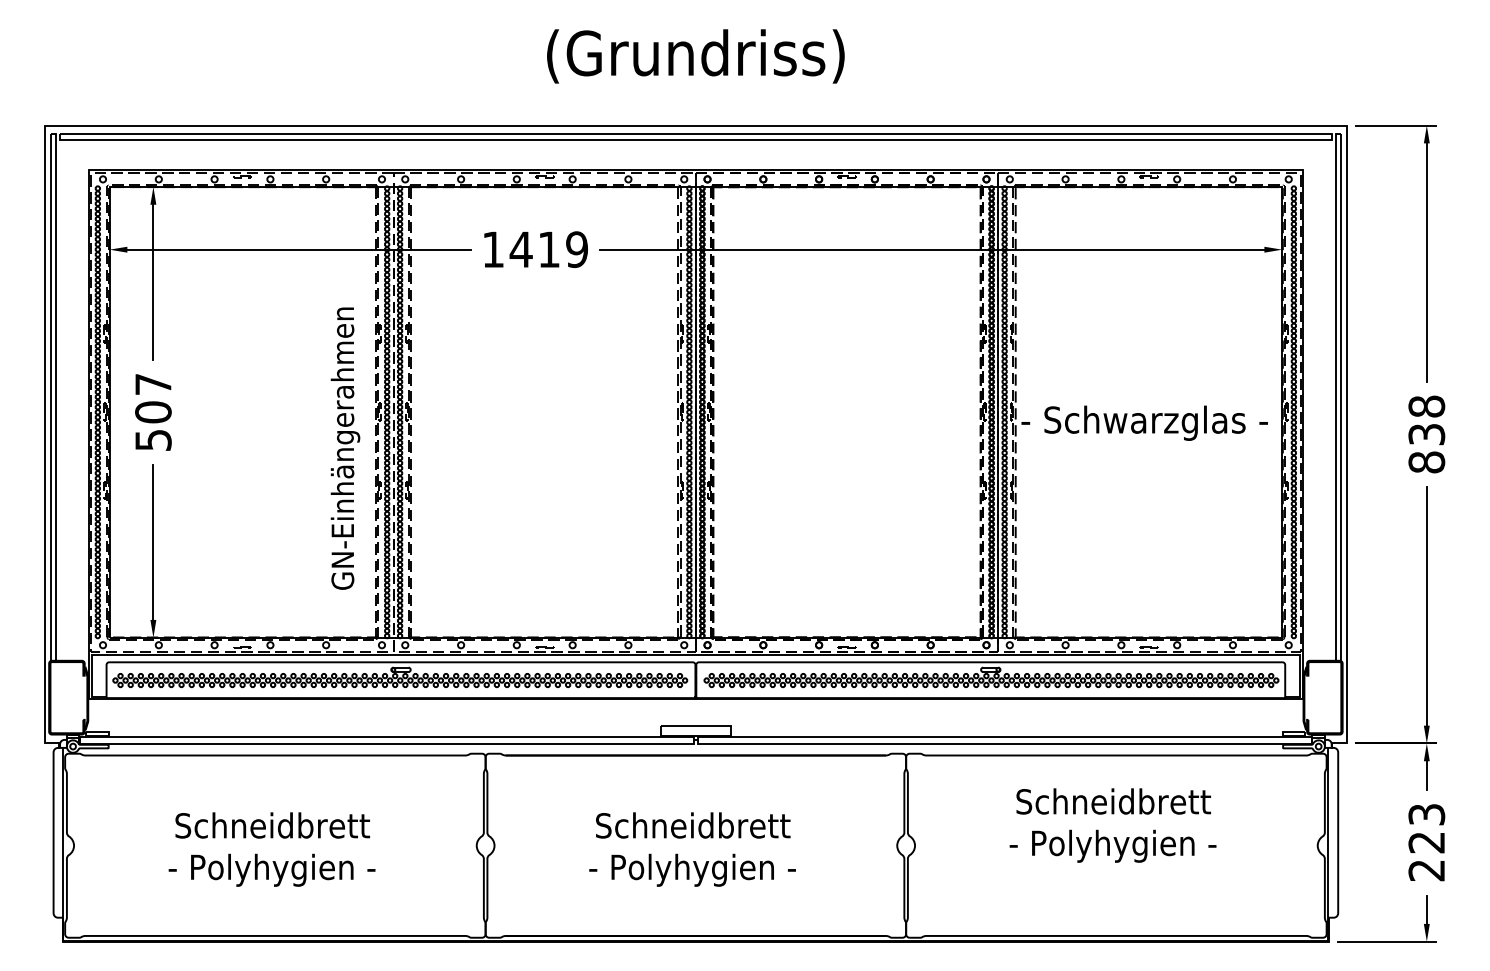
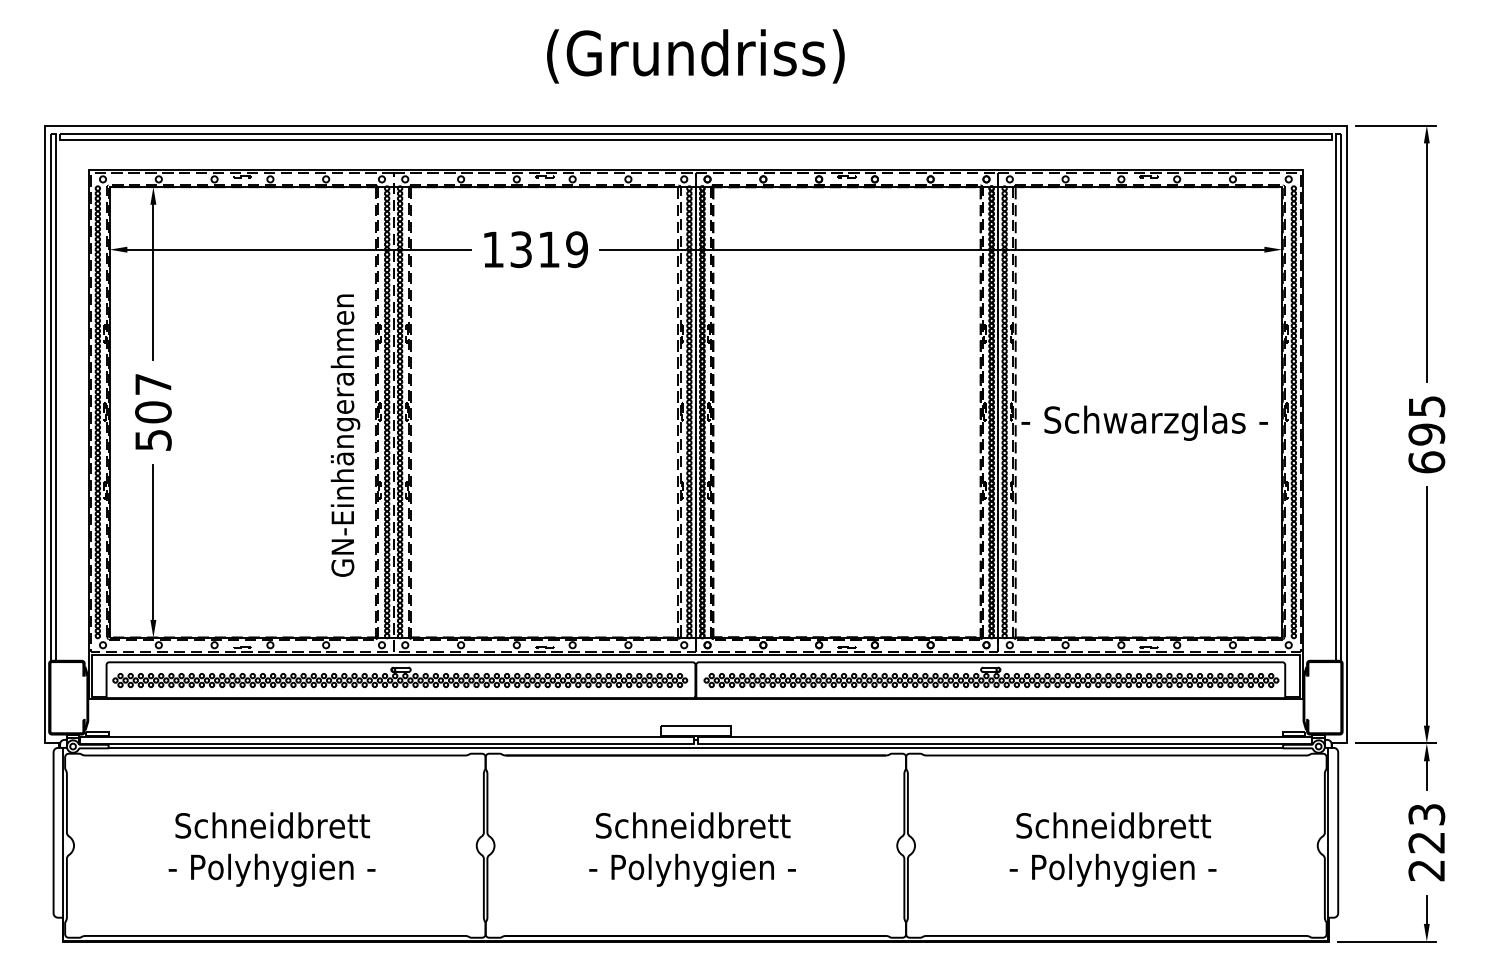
text: 1419 -> 1319 (520, 249)
text: 838 -> 695 (1426, 434)
text position: (345, 448) -> (345, 435) (345, 435)
line: none -> present (695, 747)
text position: (1112, 825) -> (1112, 849) (1112, 849)
